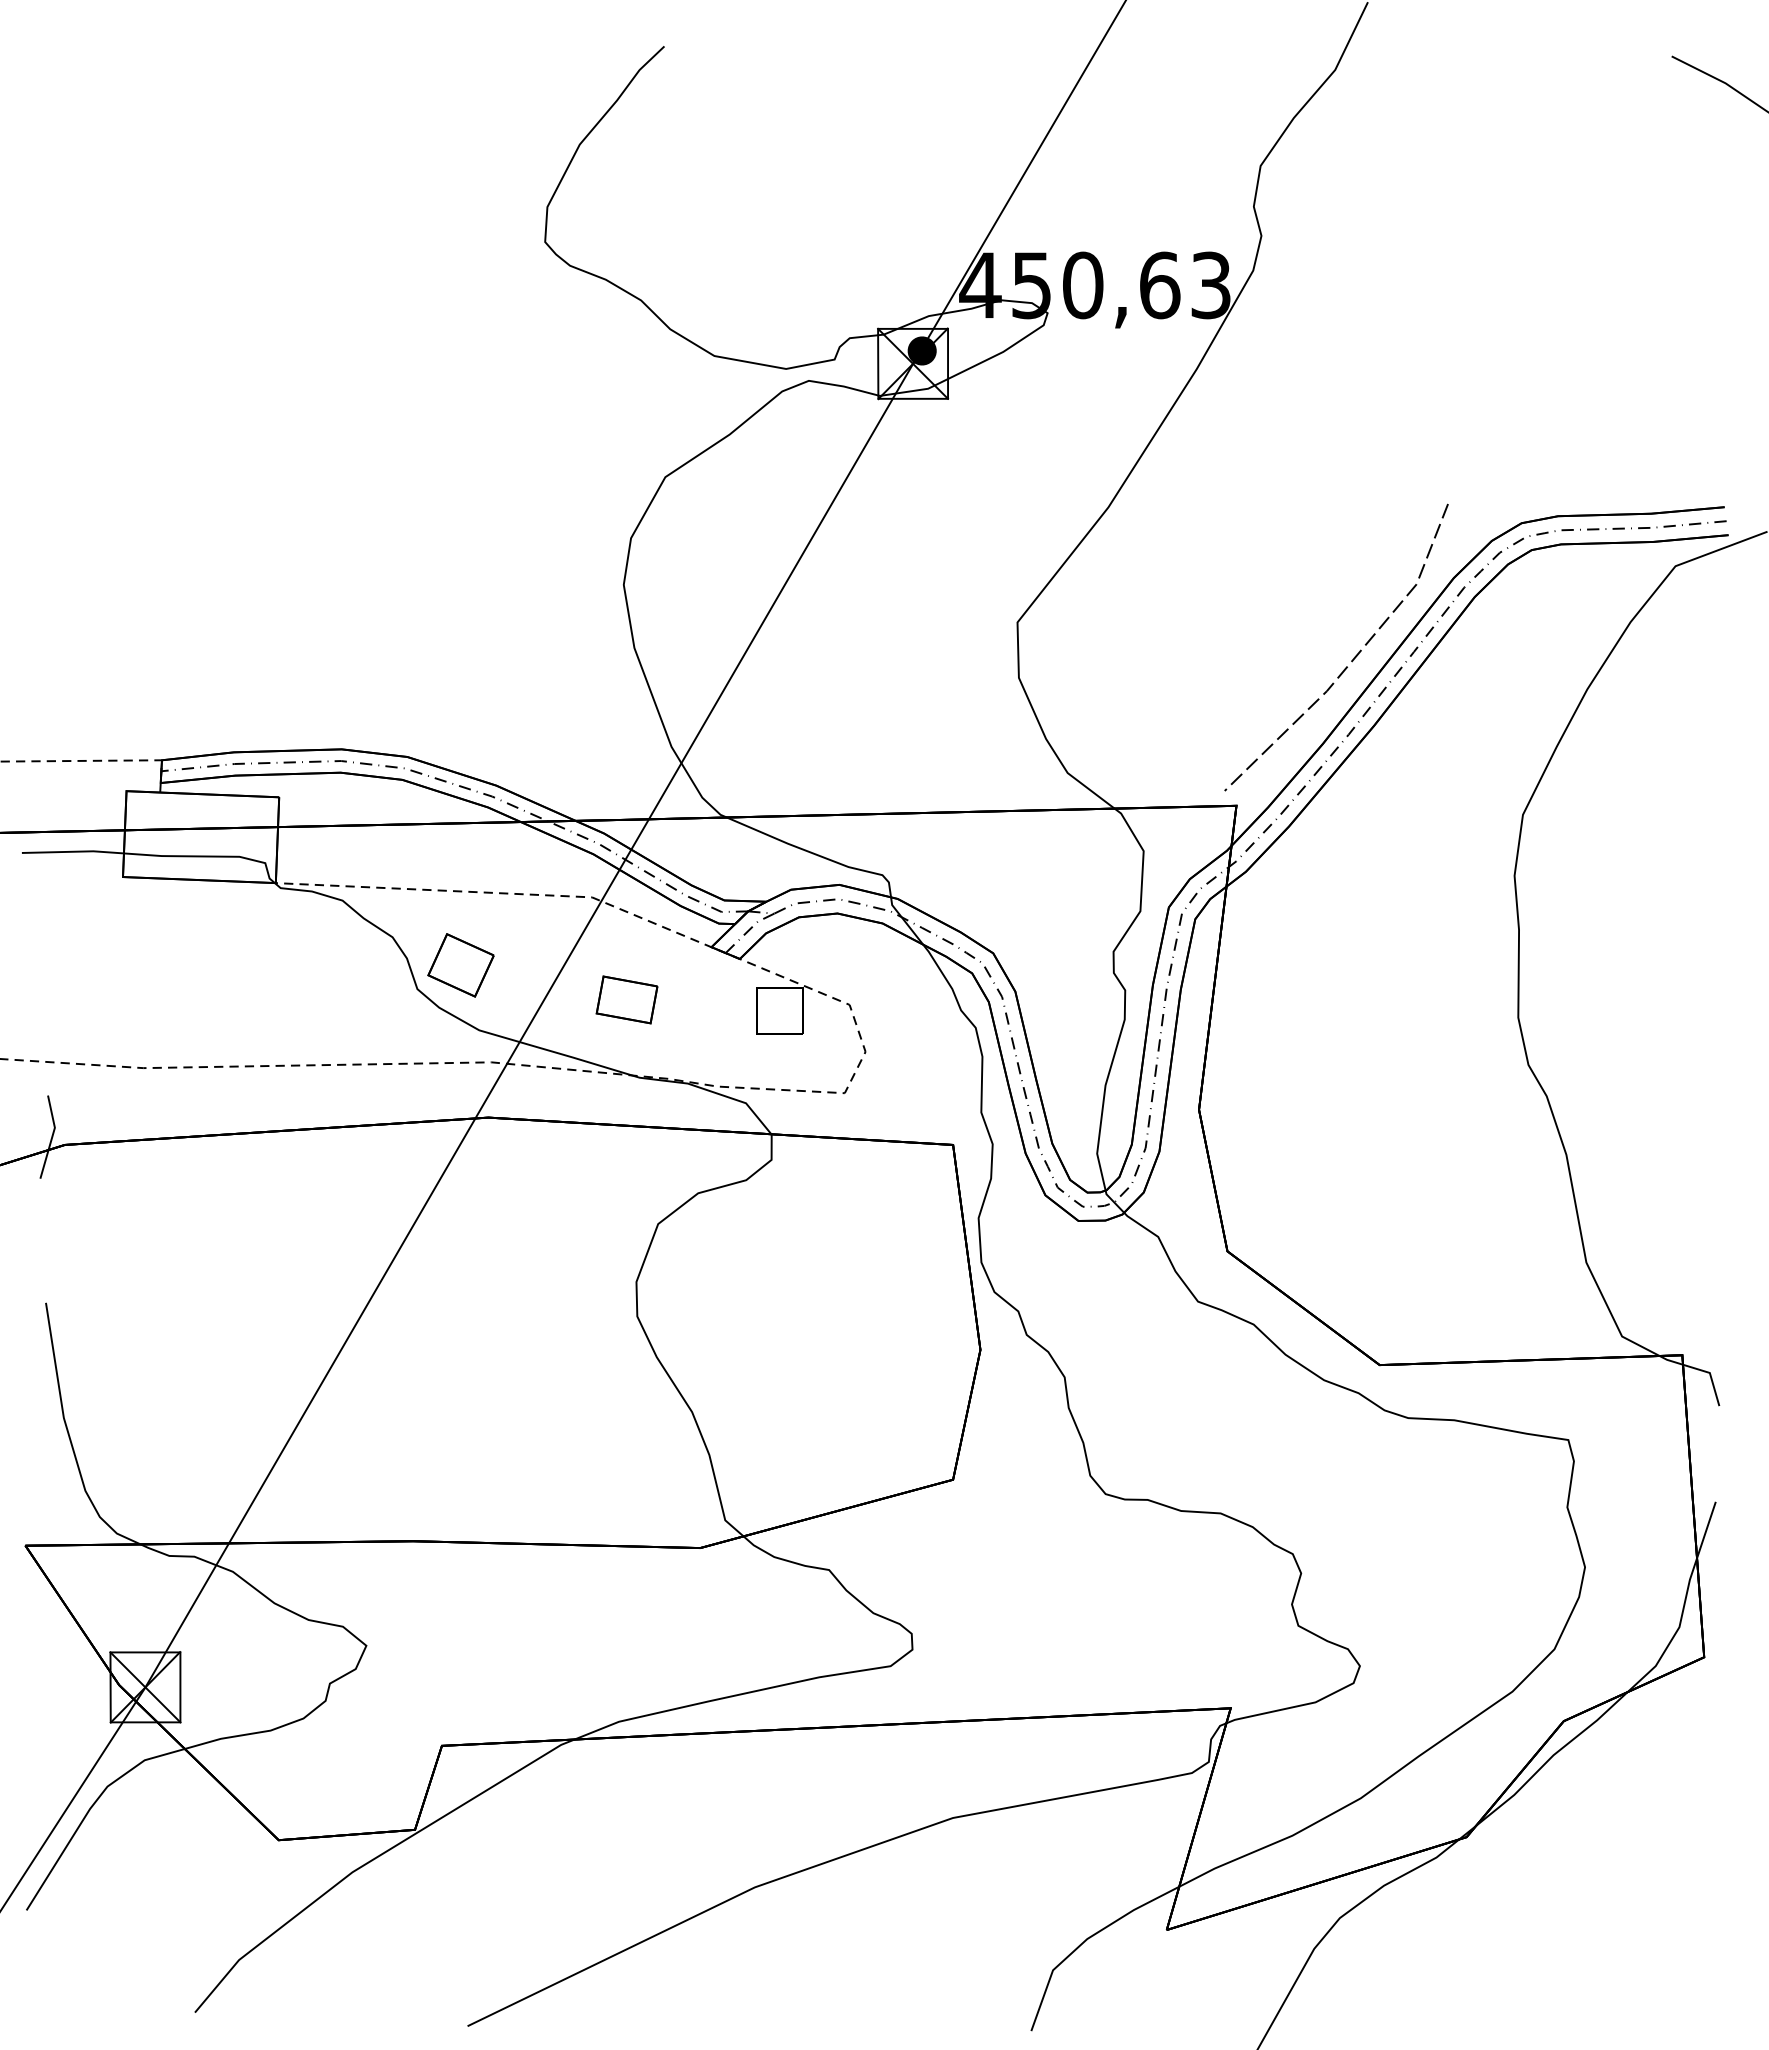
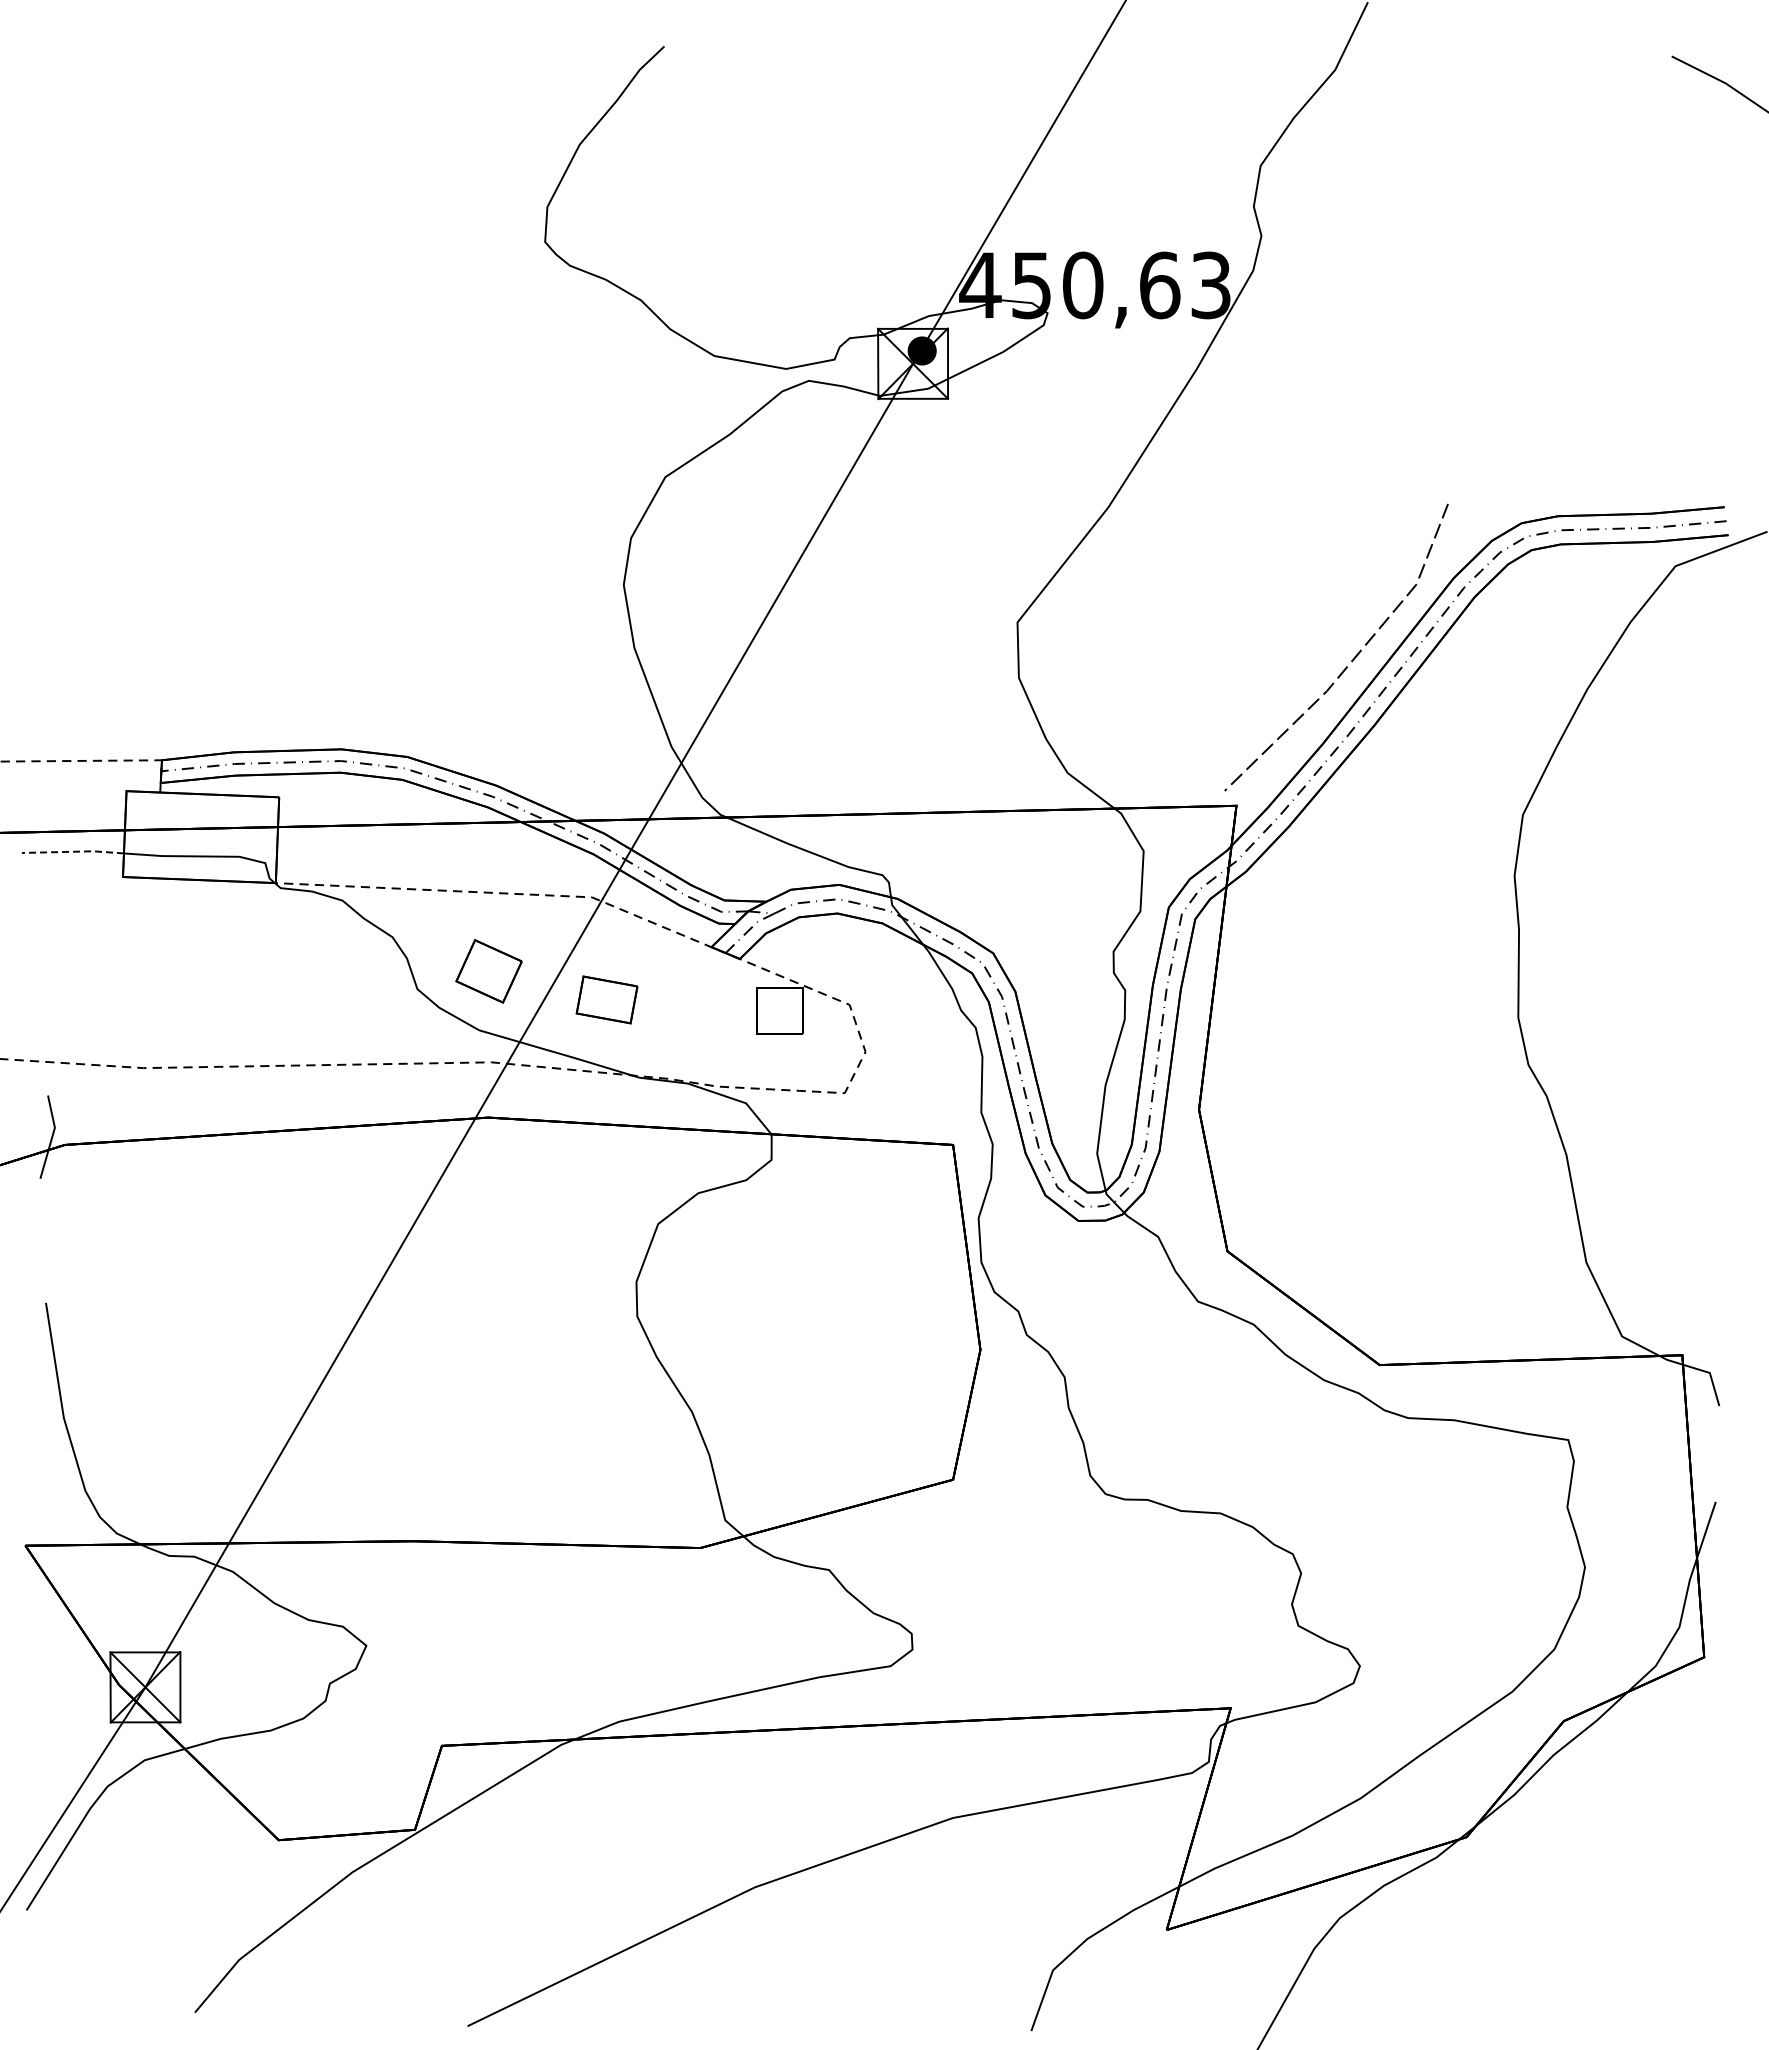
line: solid -> dashed (73, 851)
part position: (460, 965) -> (488, 971) (488, 971)
part position: (626, 999) -> (606, 999) (606, 999)
